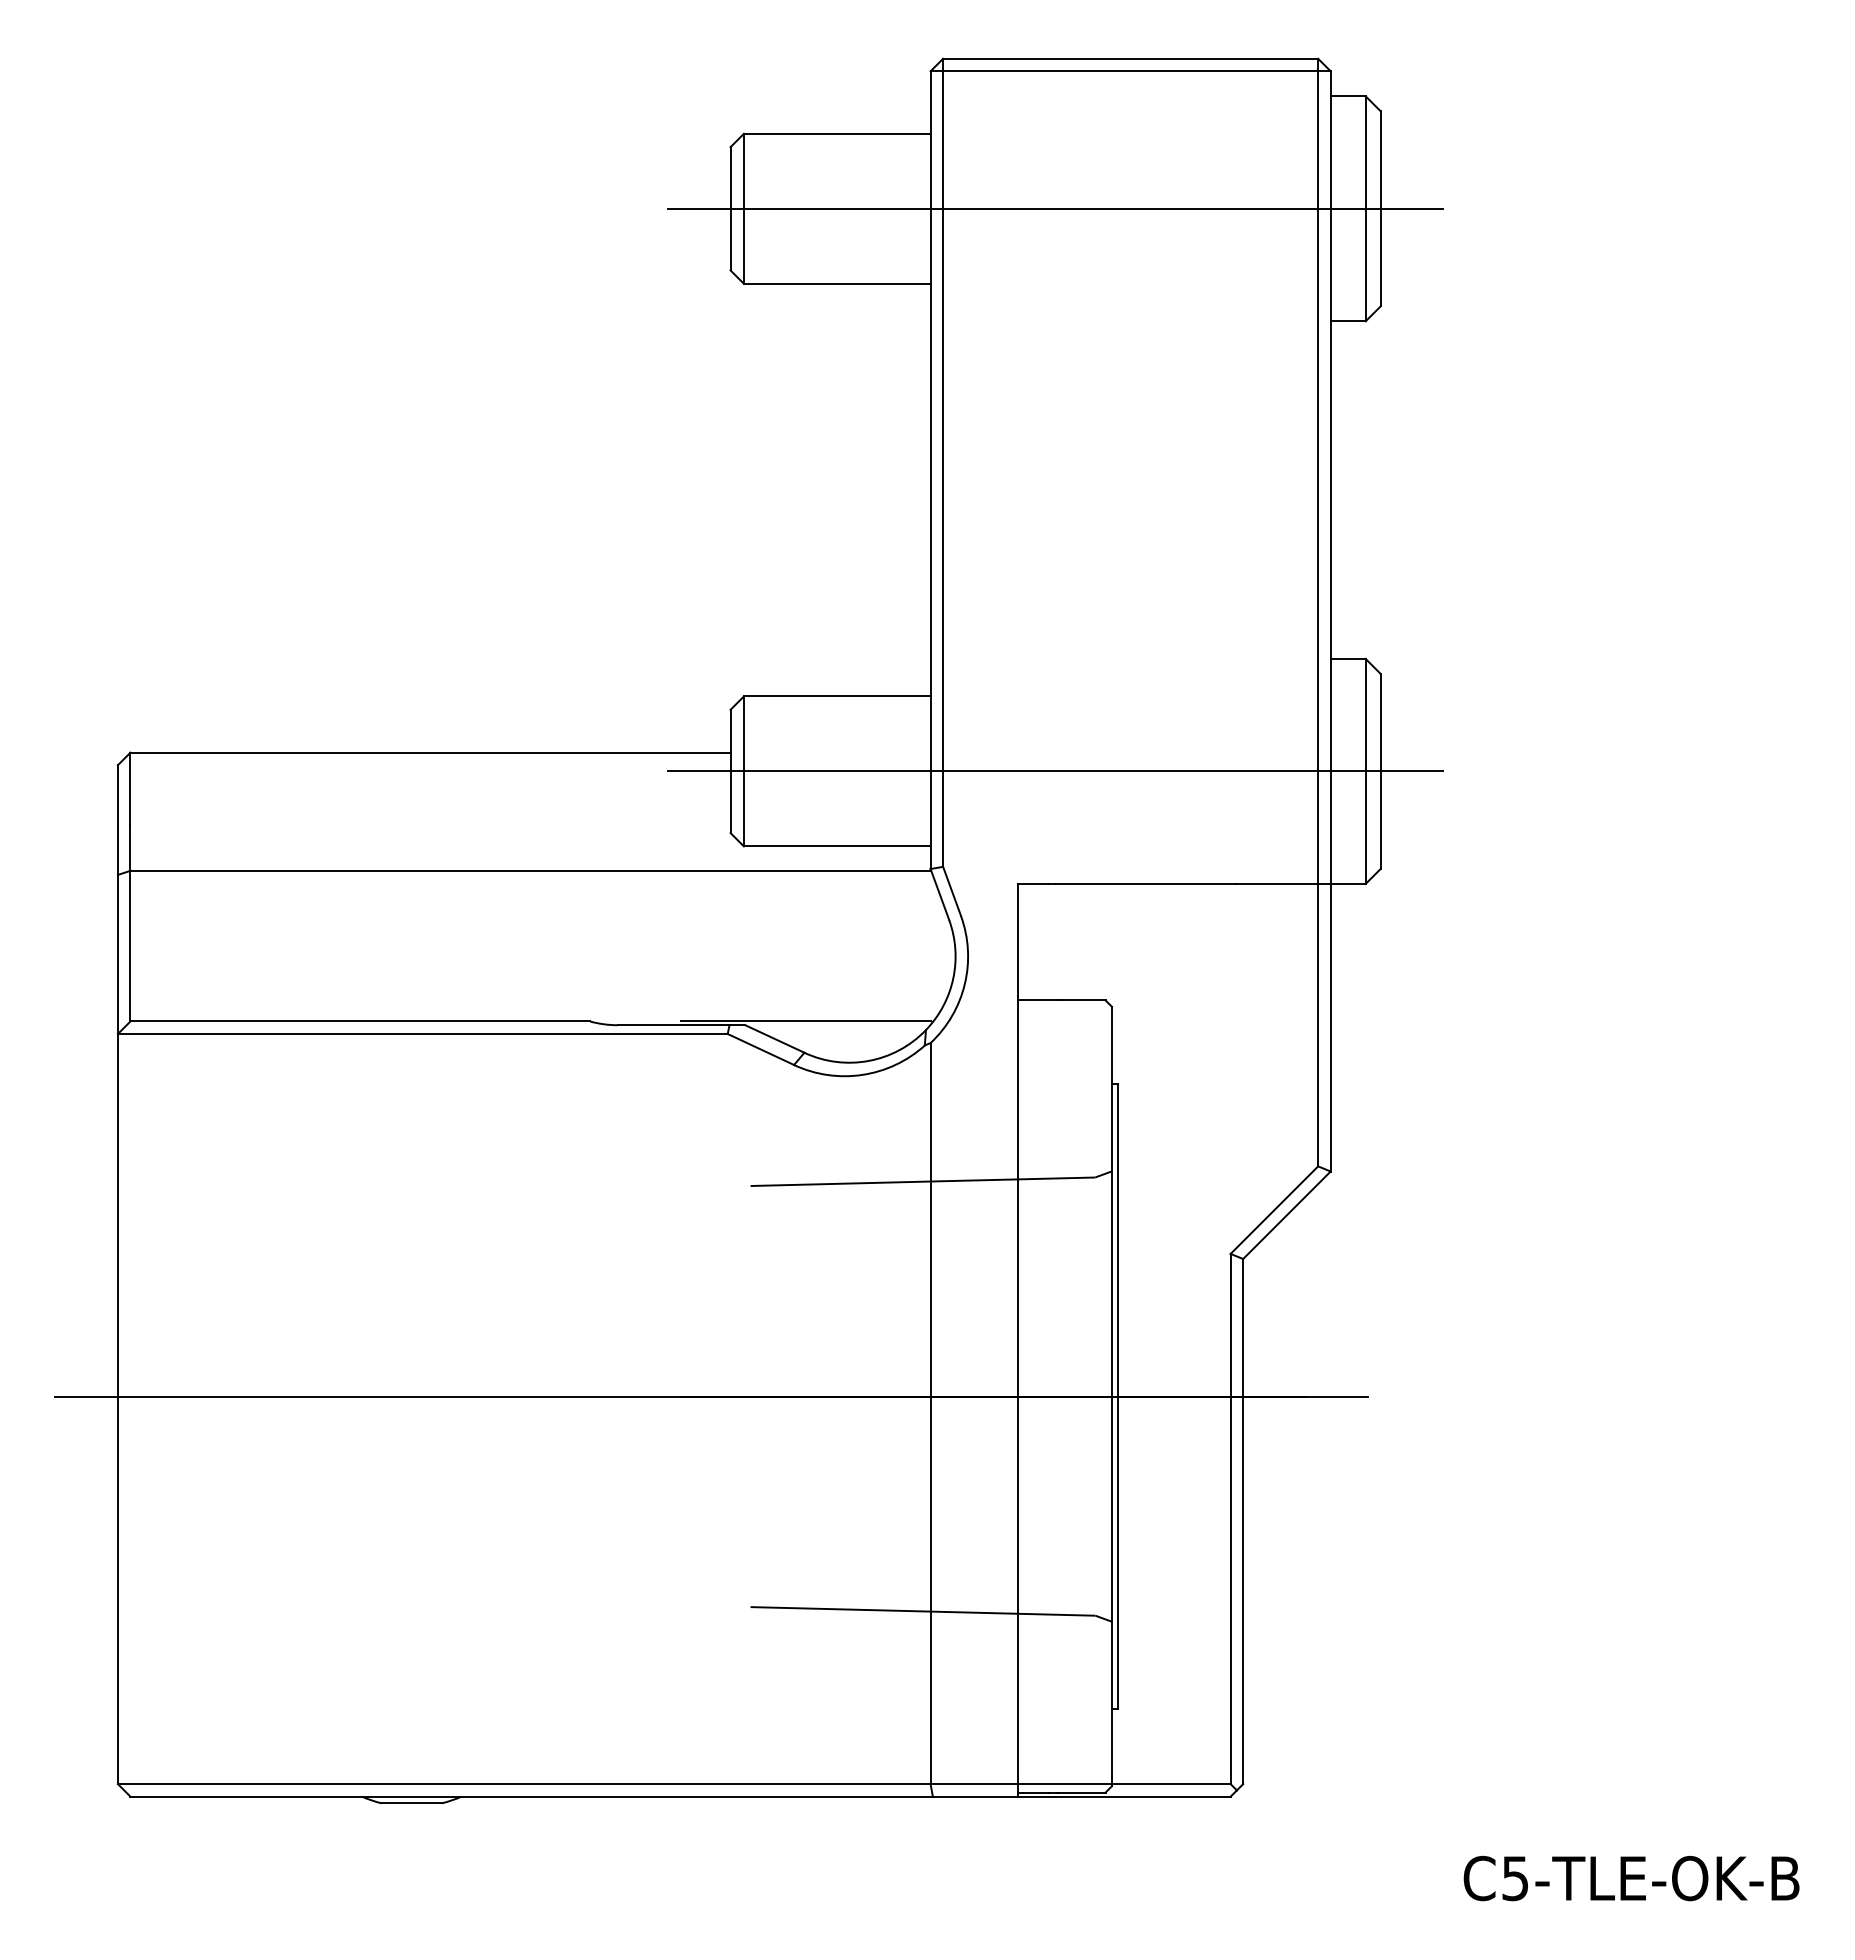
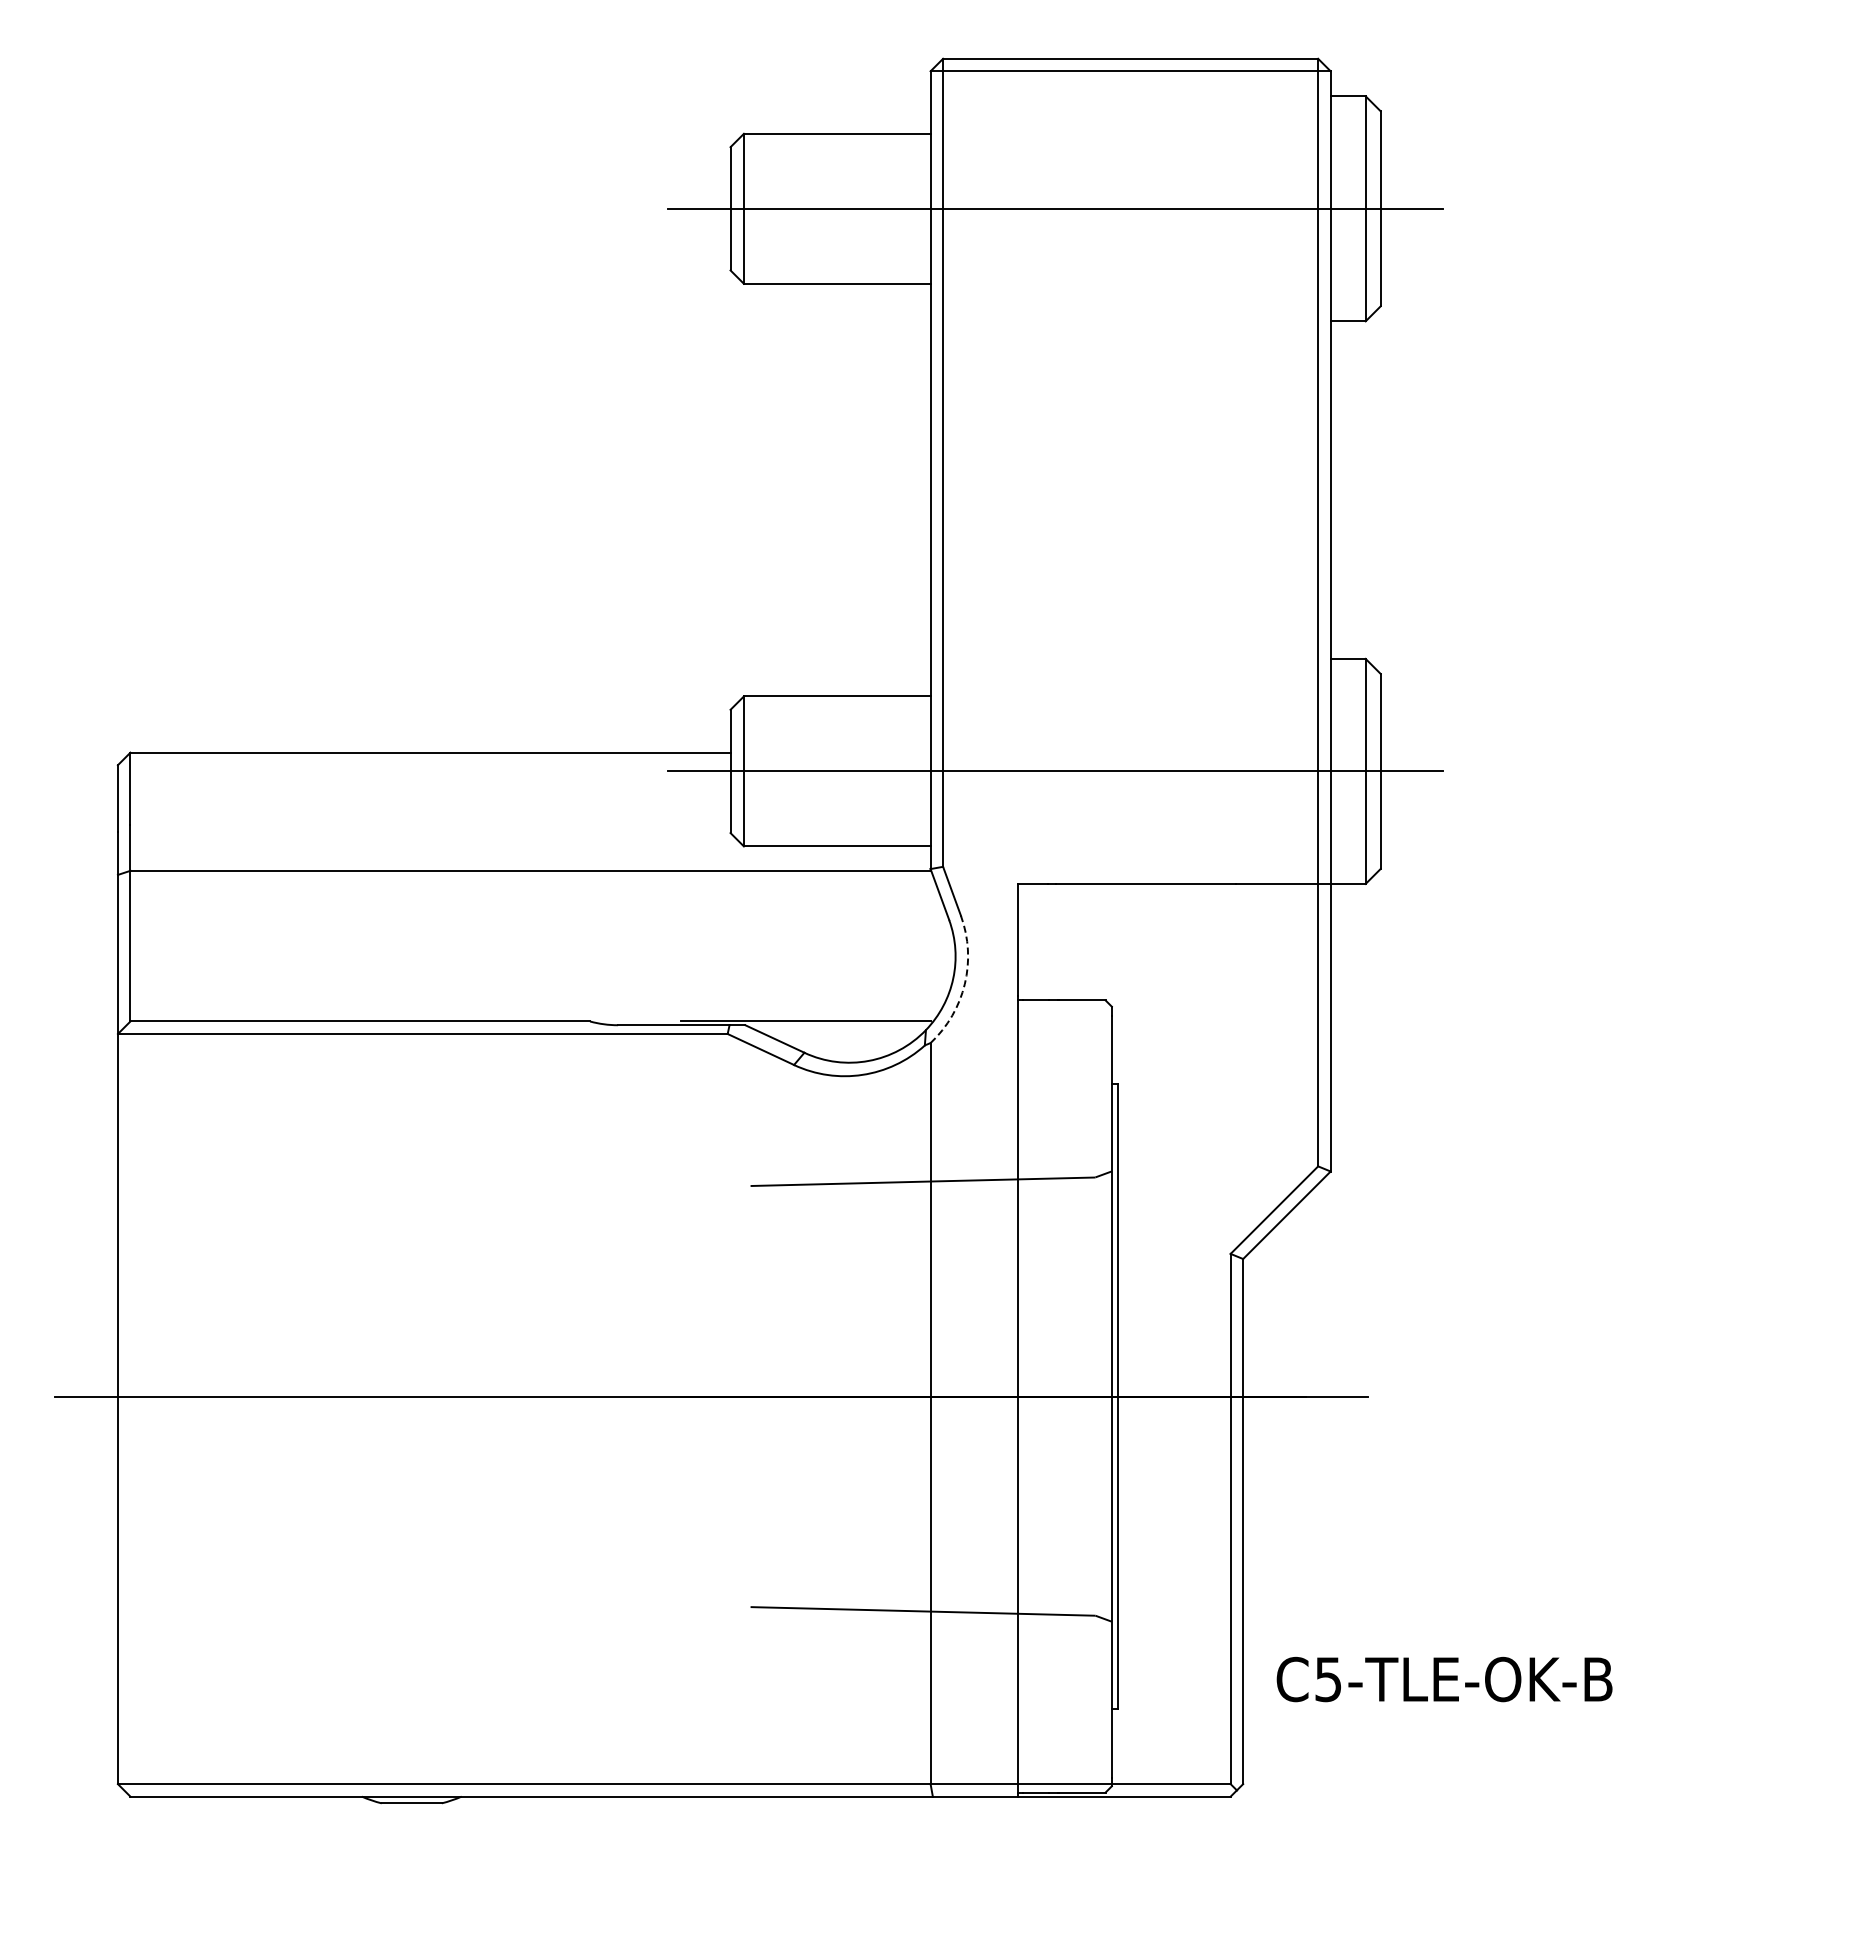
arc: solid -> dashed (964, 984)
text position: (1631, 1878) -> (1444, 1679) (1444, 1679)
